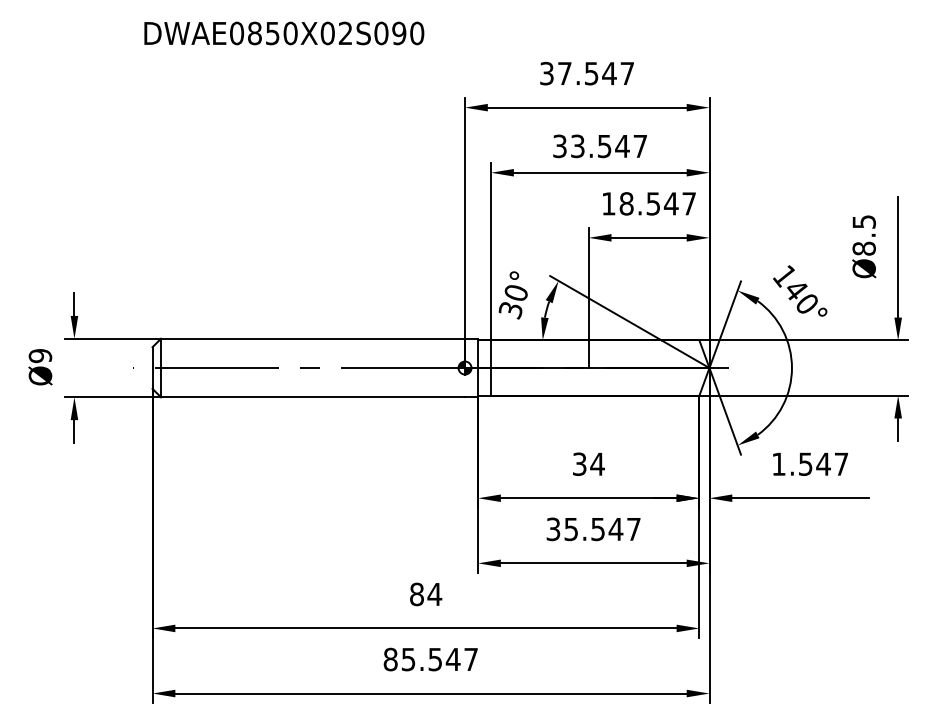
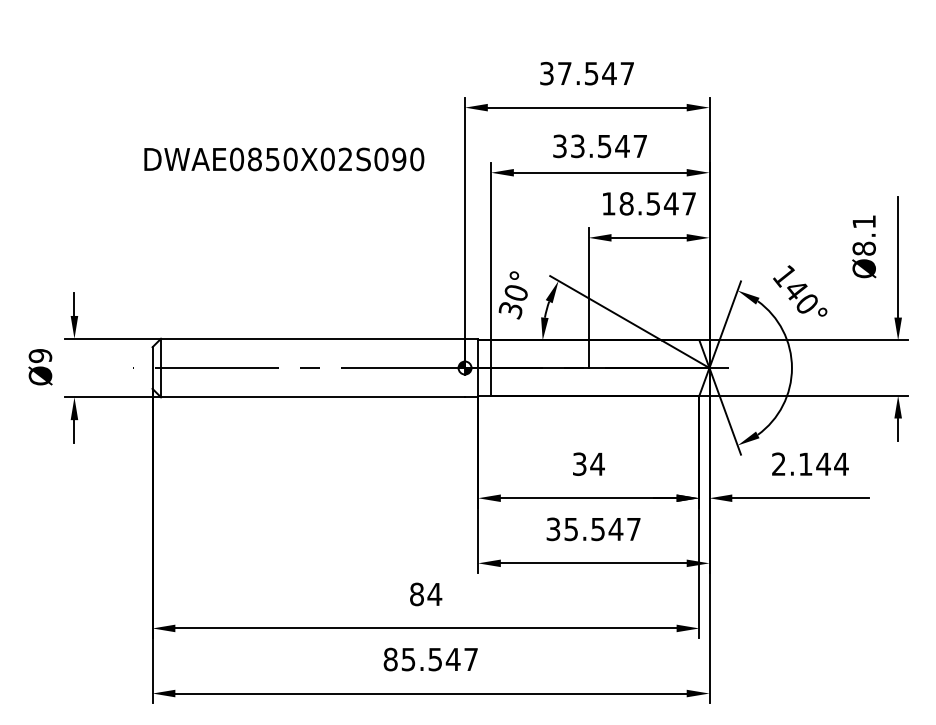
text position: (284, 33) -> (284, 159) (284, 159)
text: Ø8.5 -> Ø8.1 (863, 221)
text: 1.547 -> 2.144 (810, 463)
